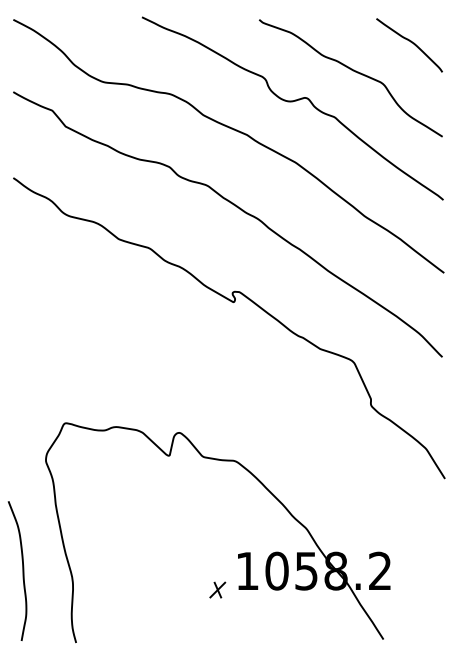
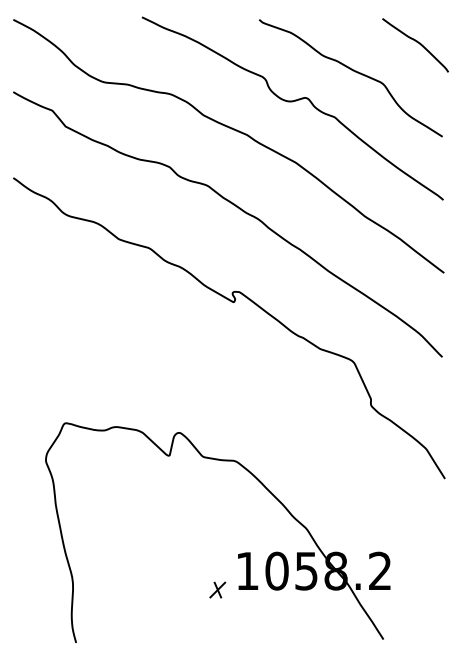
curve position: (410, 42) -> (416, 42) (416, 42)
curve: present -> none (22, 570)
